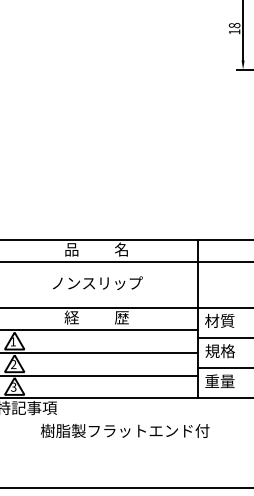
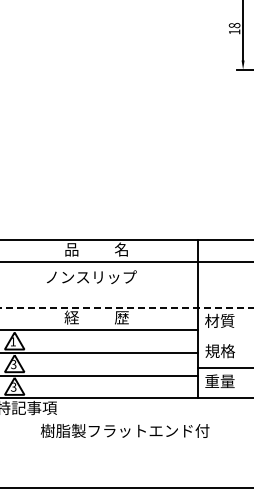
text position: (97, 282) -> (91, 276) (91, 276)
line: solid -> dashed (127, 307)
line: present -> none (224, 337)
text: 2 -> 3 (13, 365)
